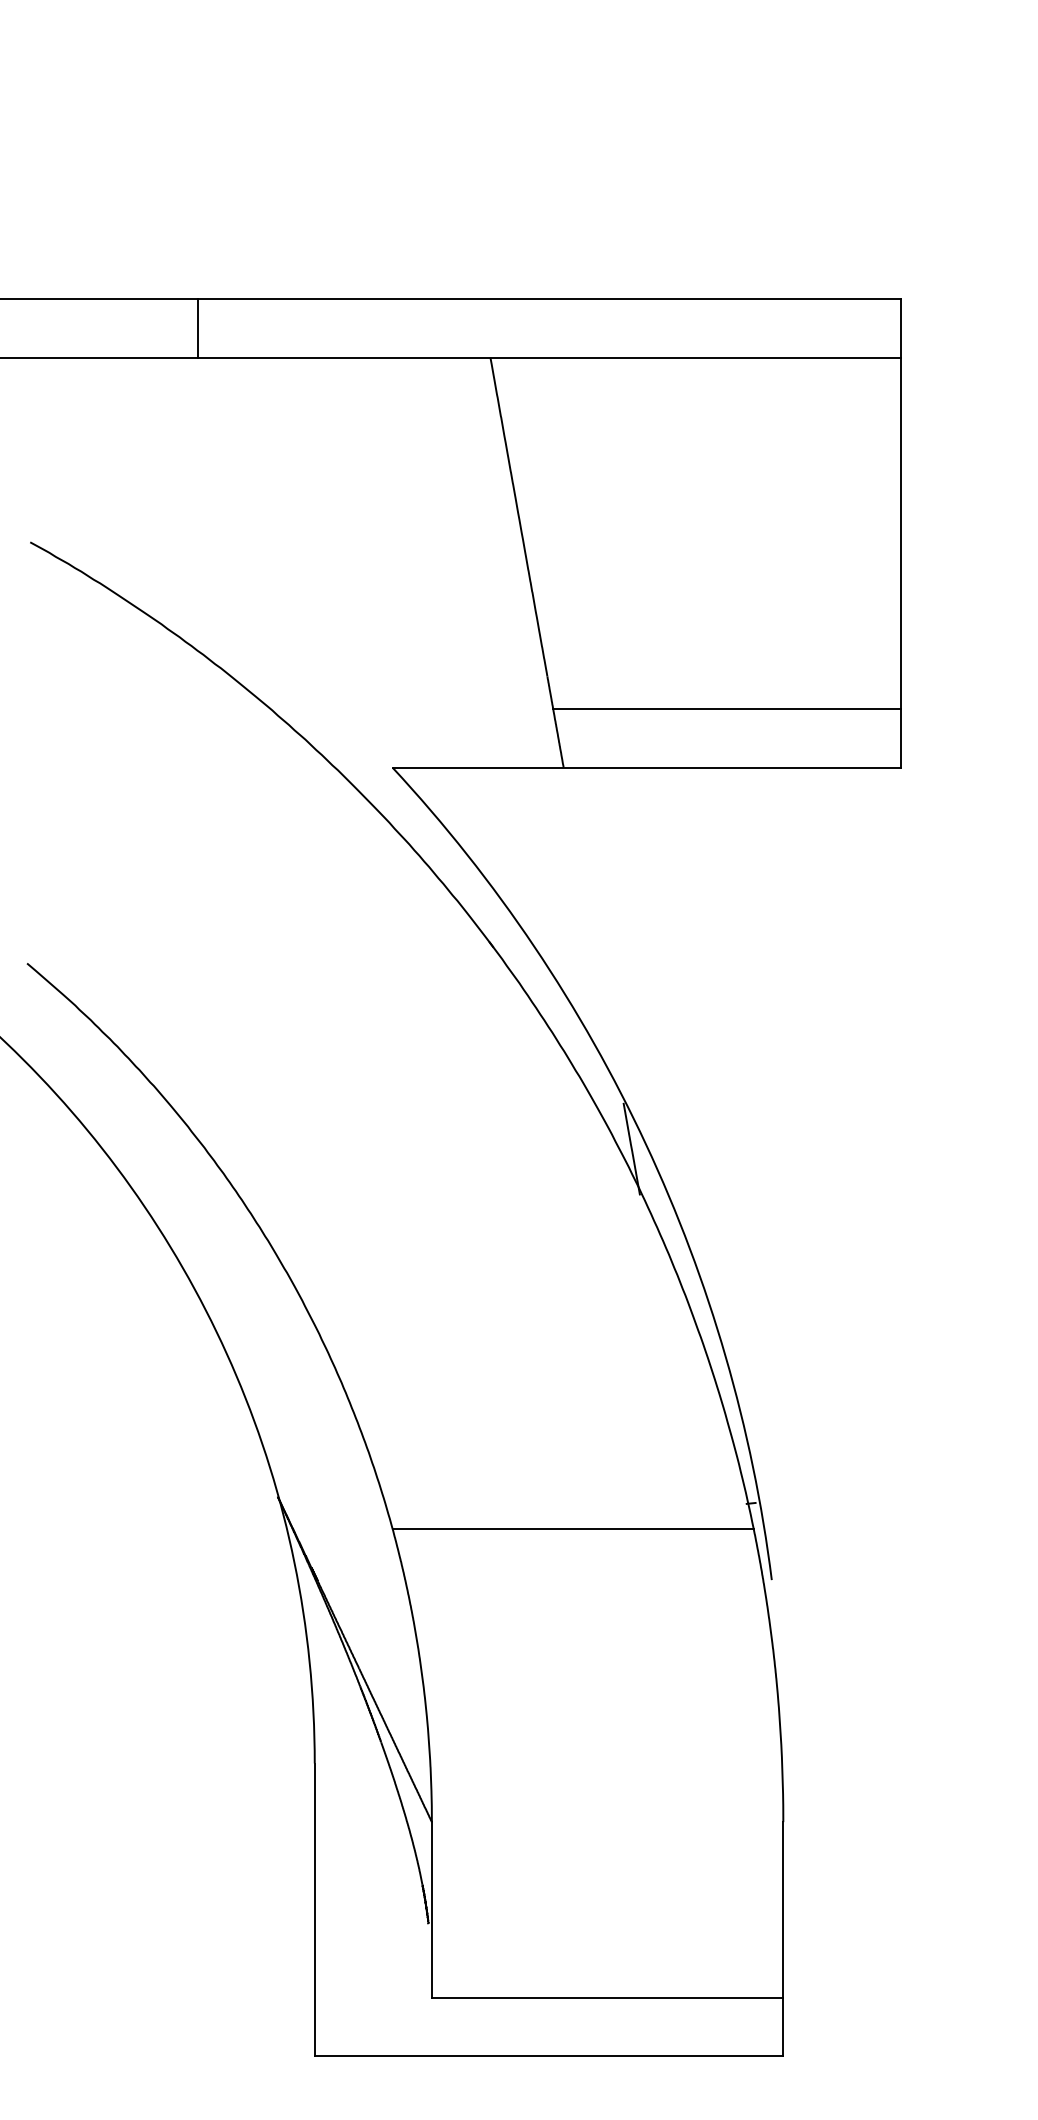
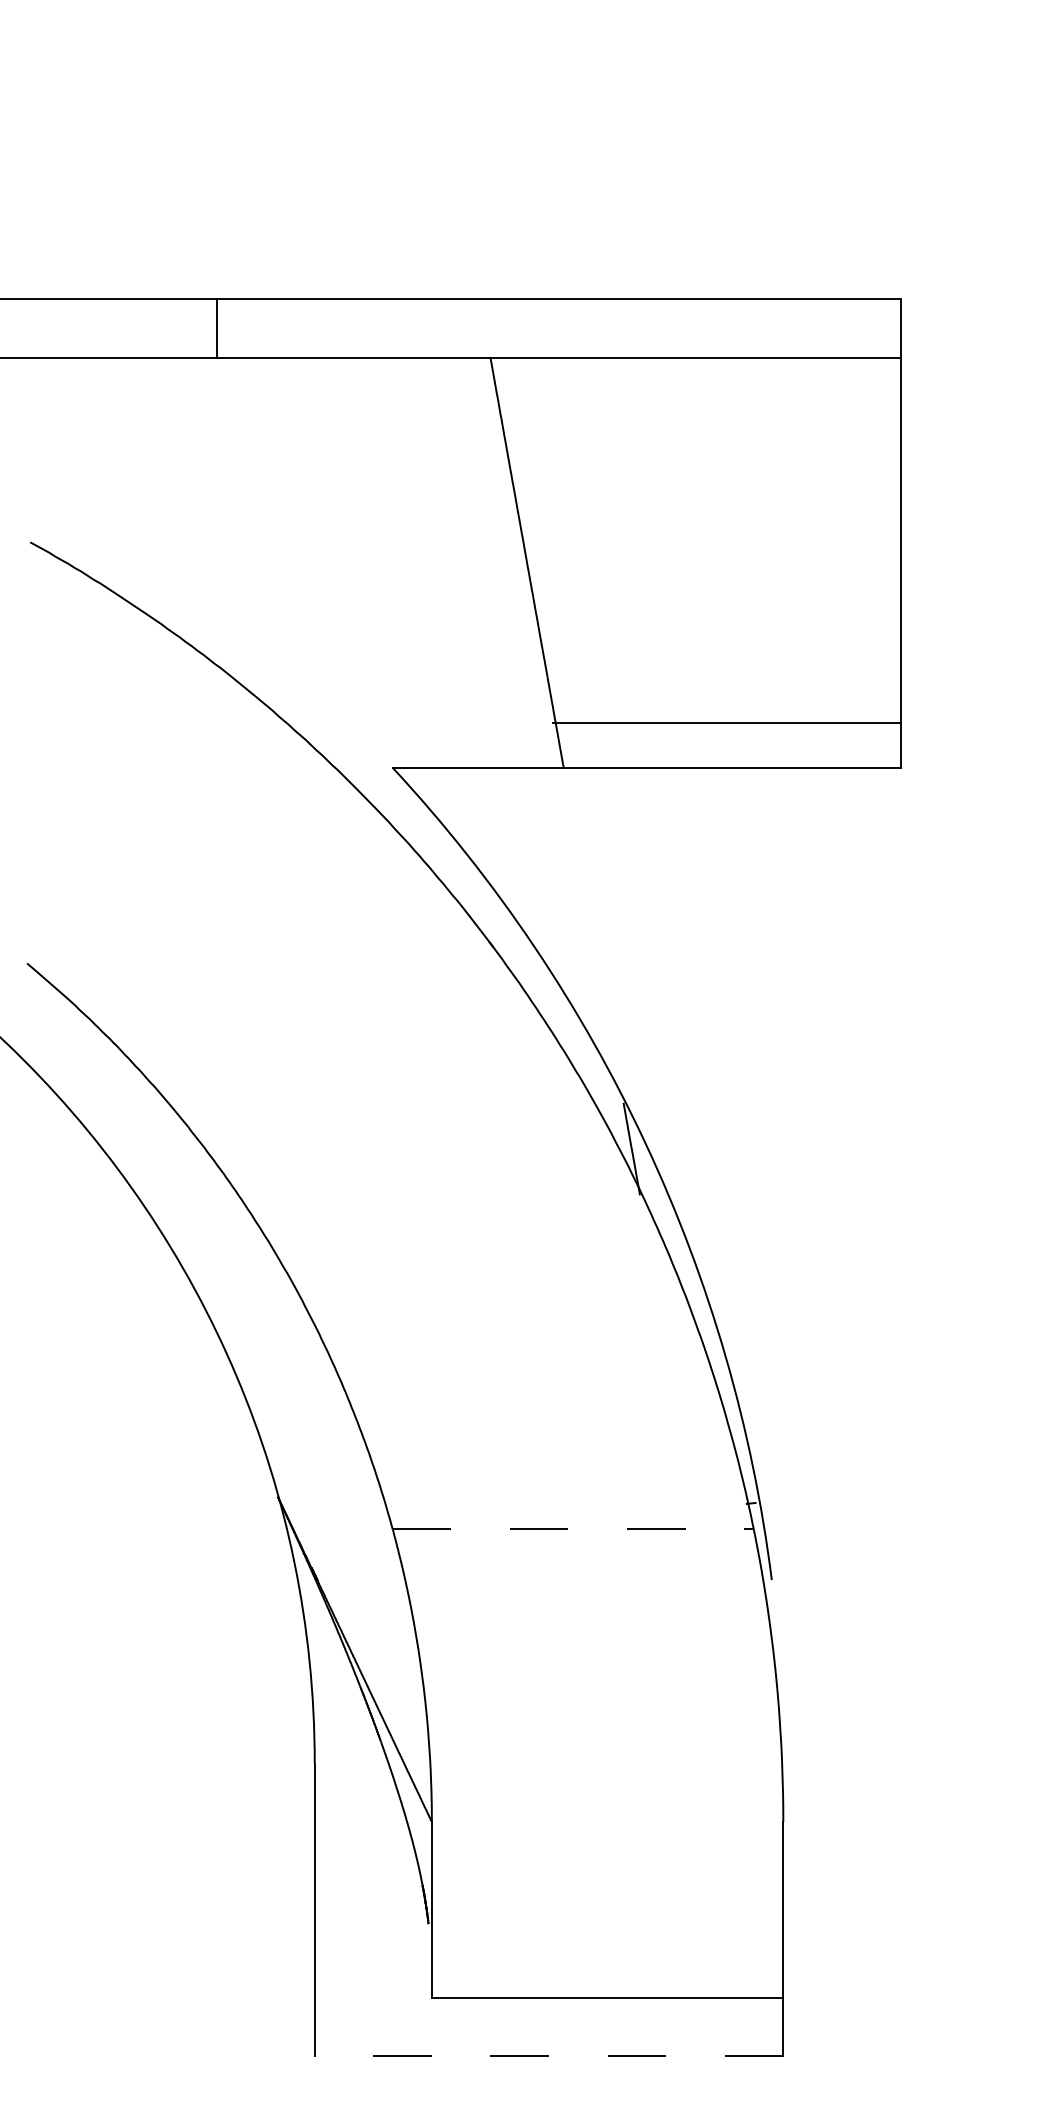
line position: (197, 328) -> (216, 328) (216, 328)
line position: (726, 709) -> (726, 723) (726, 723)
line: solid -> dashed (573, 1529)
line: solid -> dashed (548, 2056)
